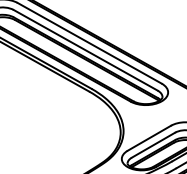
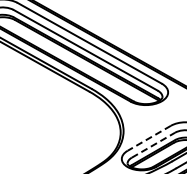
line: solid -> dashed (149, 138)
line: solid -> dashed (153, 145)
